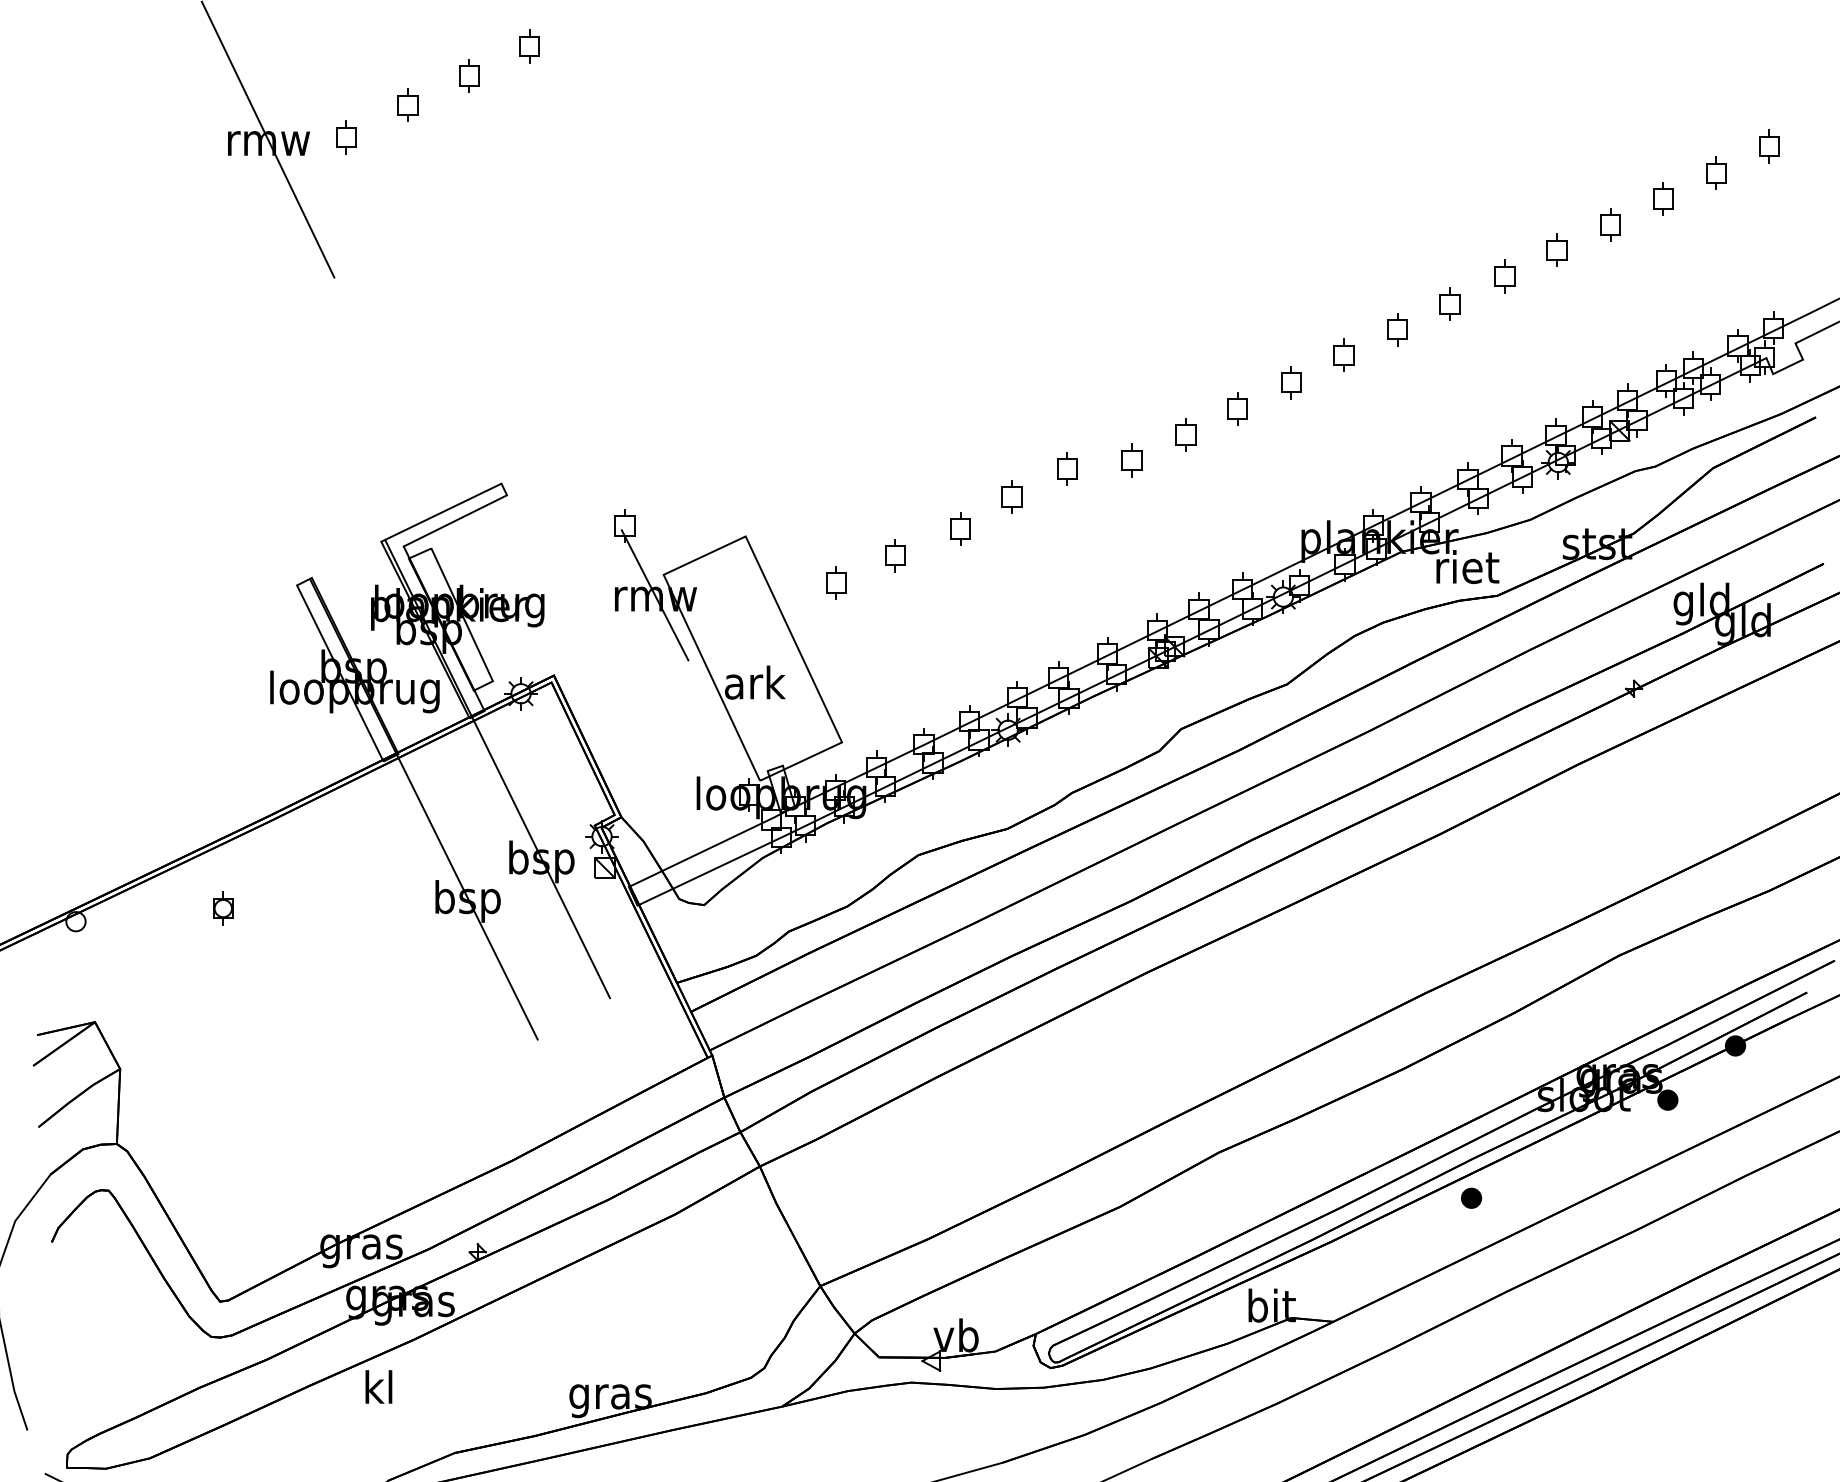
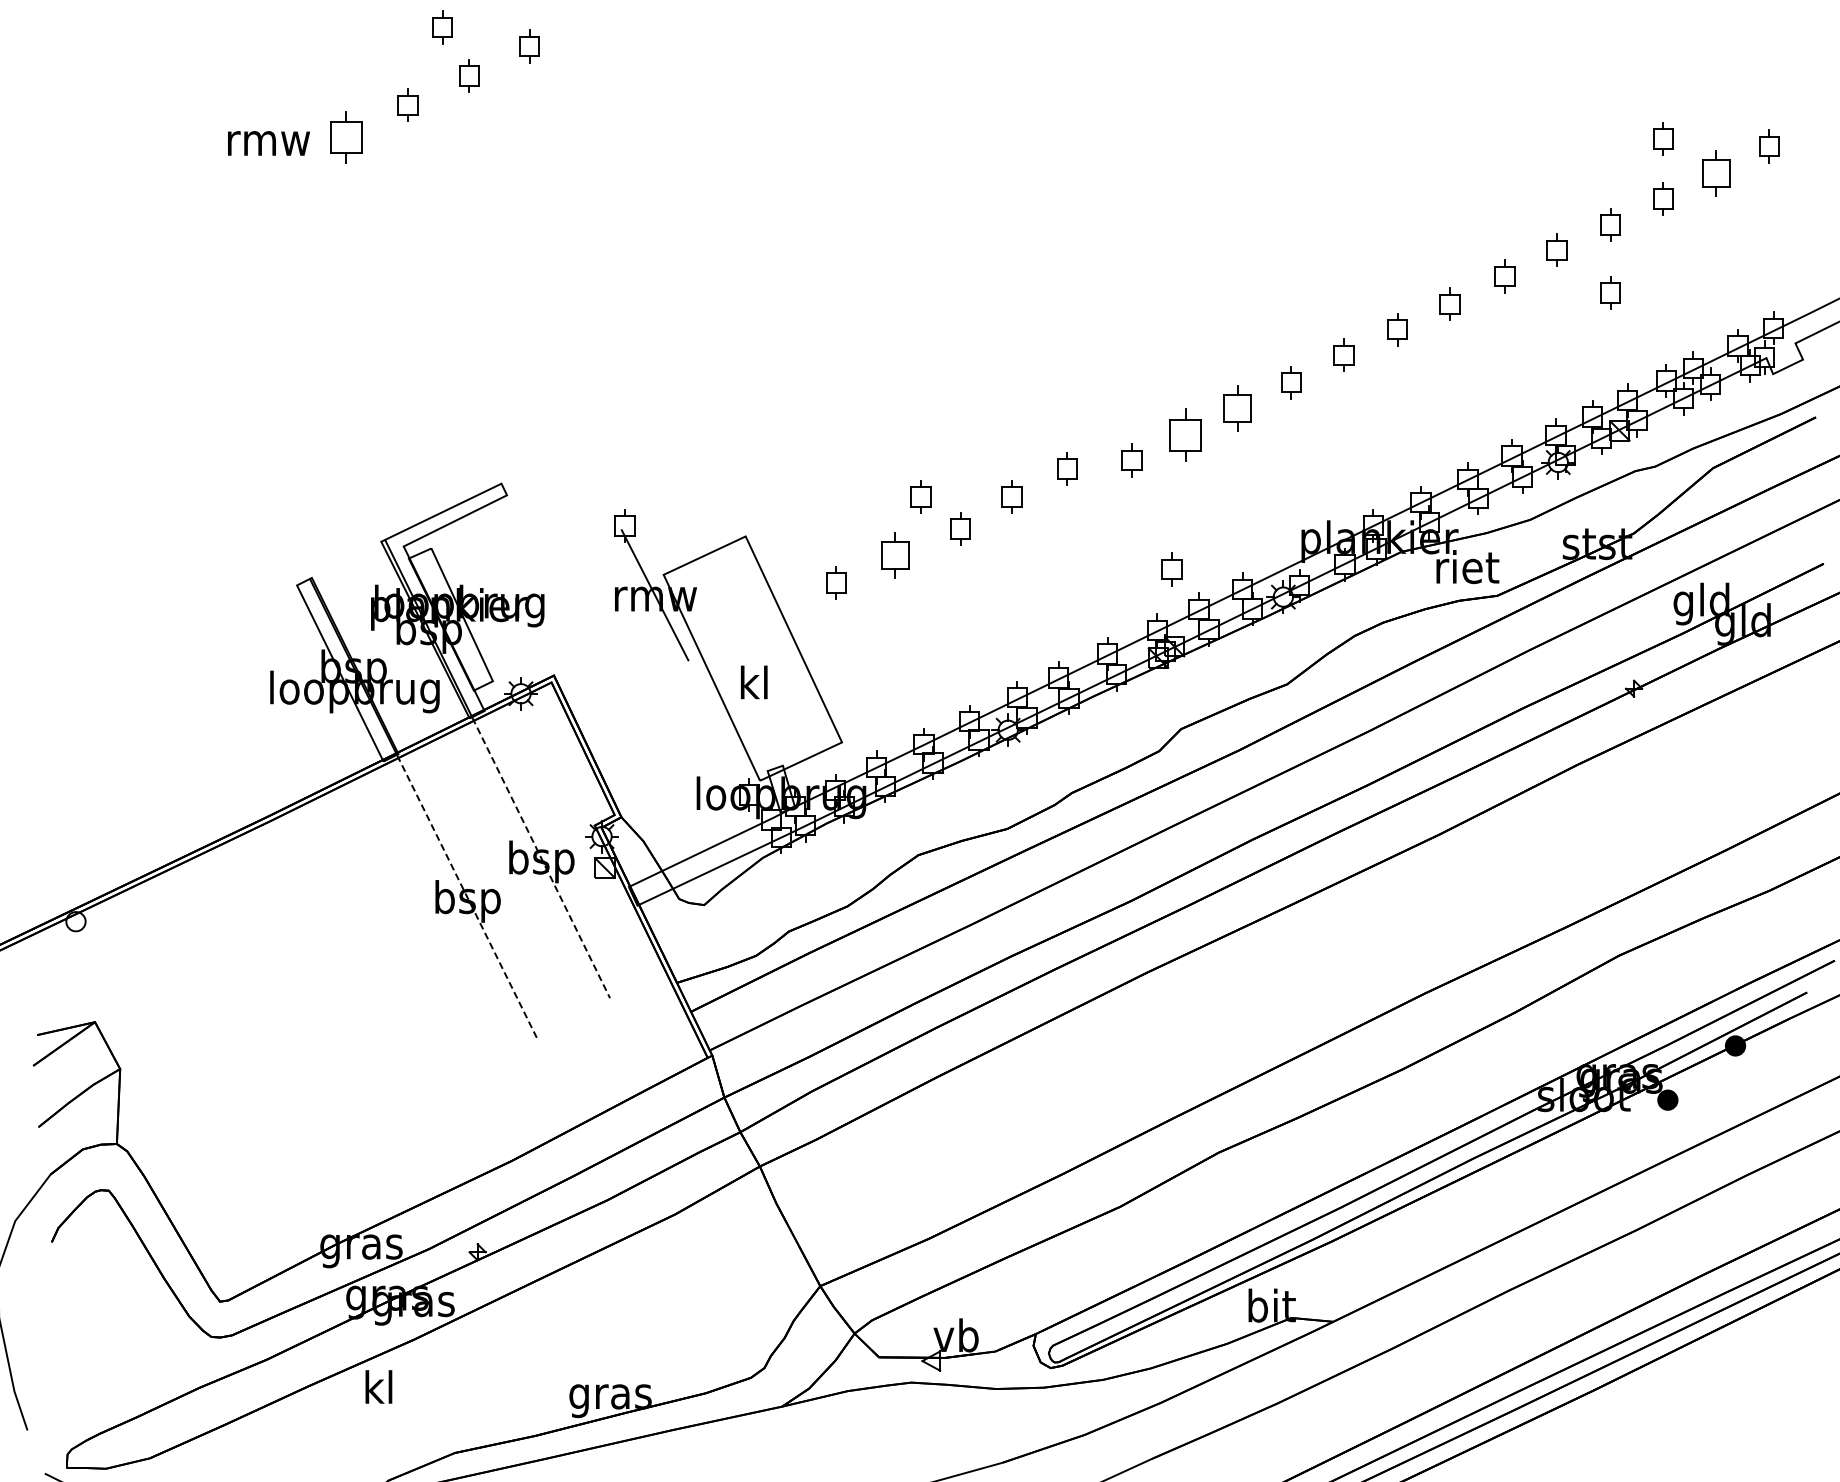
part: none -> present (442, 27)
part size: 21x35 px -> 33x53 px (346, 137)
part: none -> present (1663, 138)
line: present -> none (268, 139)
part size: 21x34 px -> 29x47 px (1716, 173)
part: none -> present (1610, 292)
part size: 21x34 px -> 29x47 px (1237, 408)
part size: 22x34 px -> 33x54 px (1185, 434)
part: none -> present (920, 496)
part size: 21x34 px -> 29x47 px (895, 555)
part: none -> present (1171, 569)
text: ark -> kl (755, 682)
line: solid -> dashed (541, 858)
line: solid -> dashed (467, 897)
part: present -> none (223, 908)
part: present -> none (1471, 1197)
